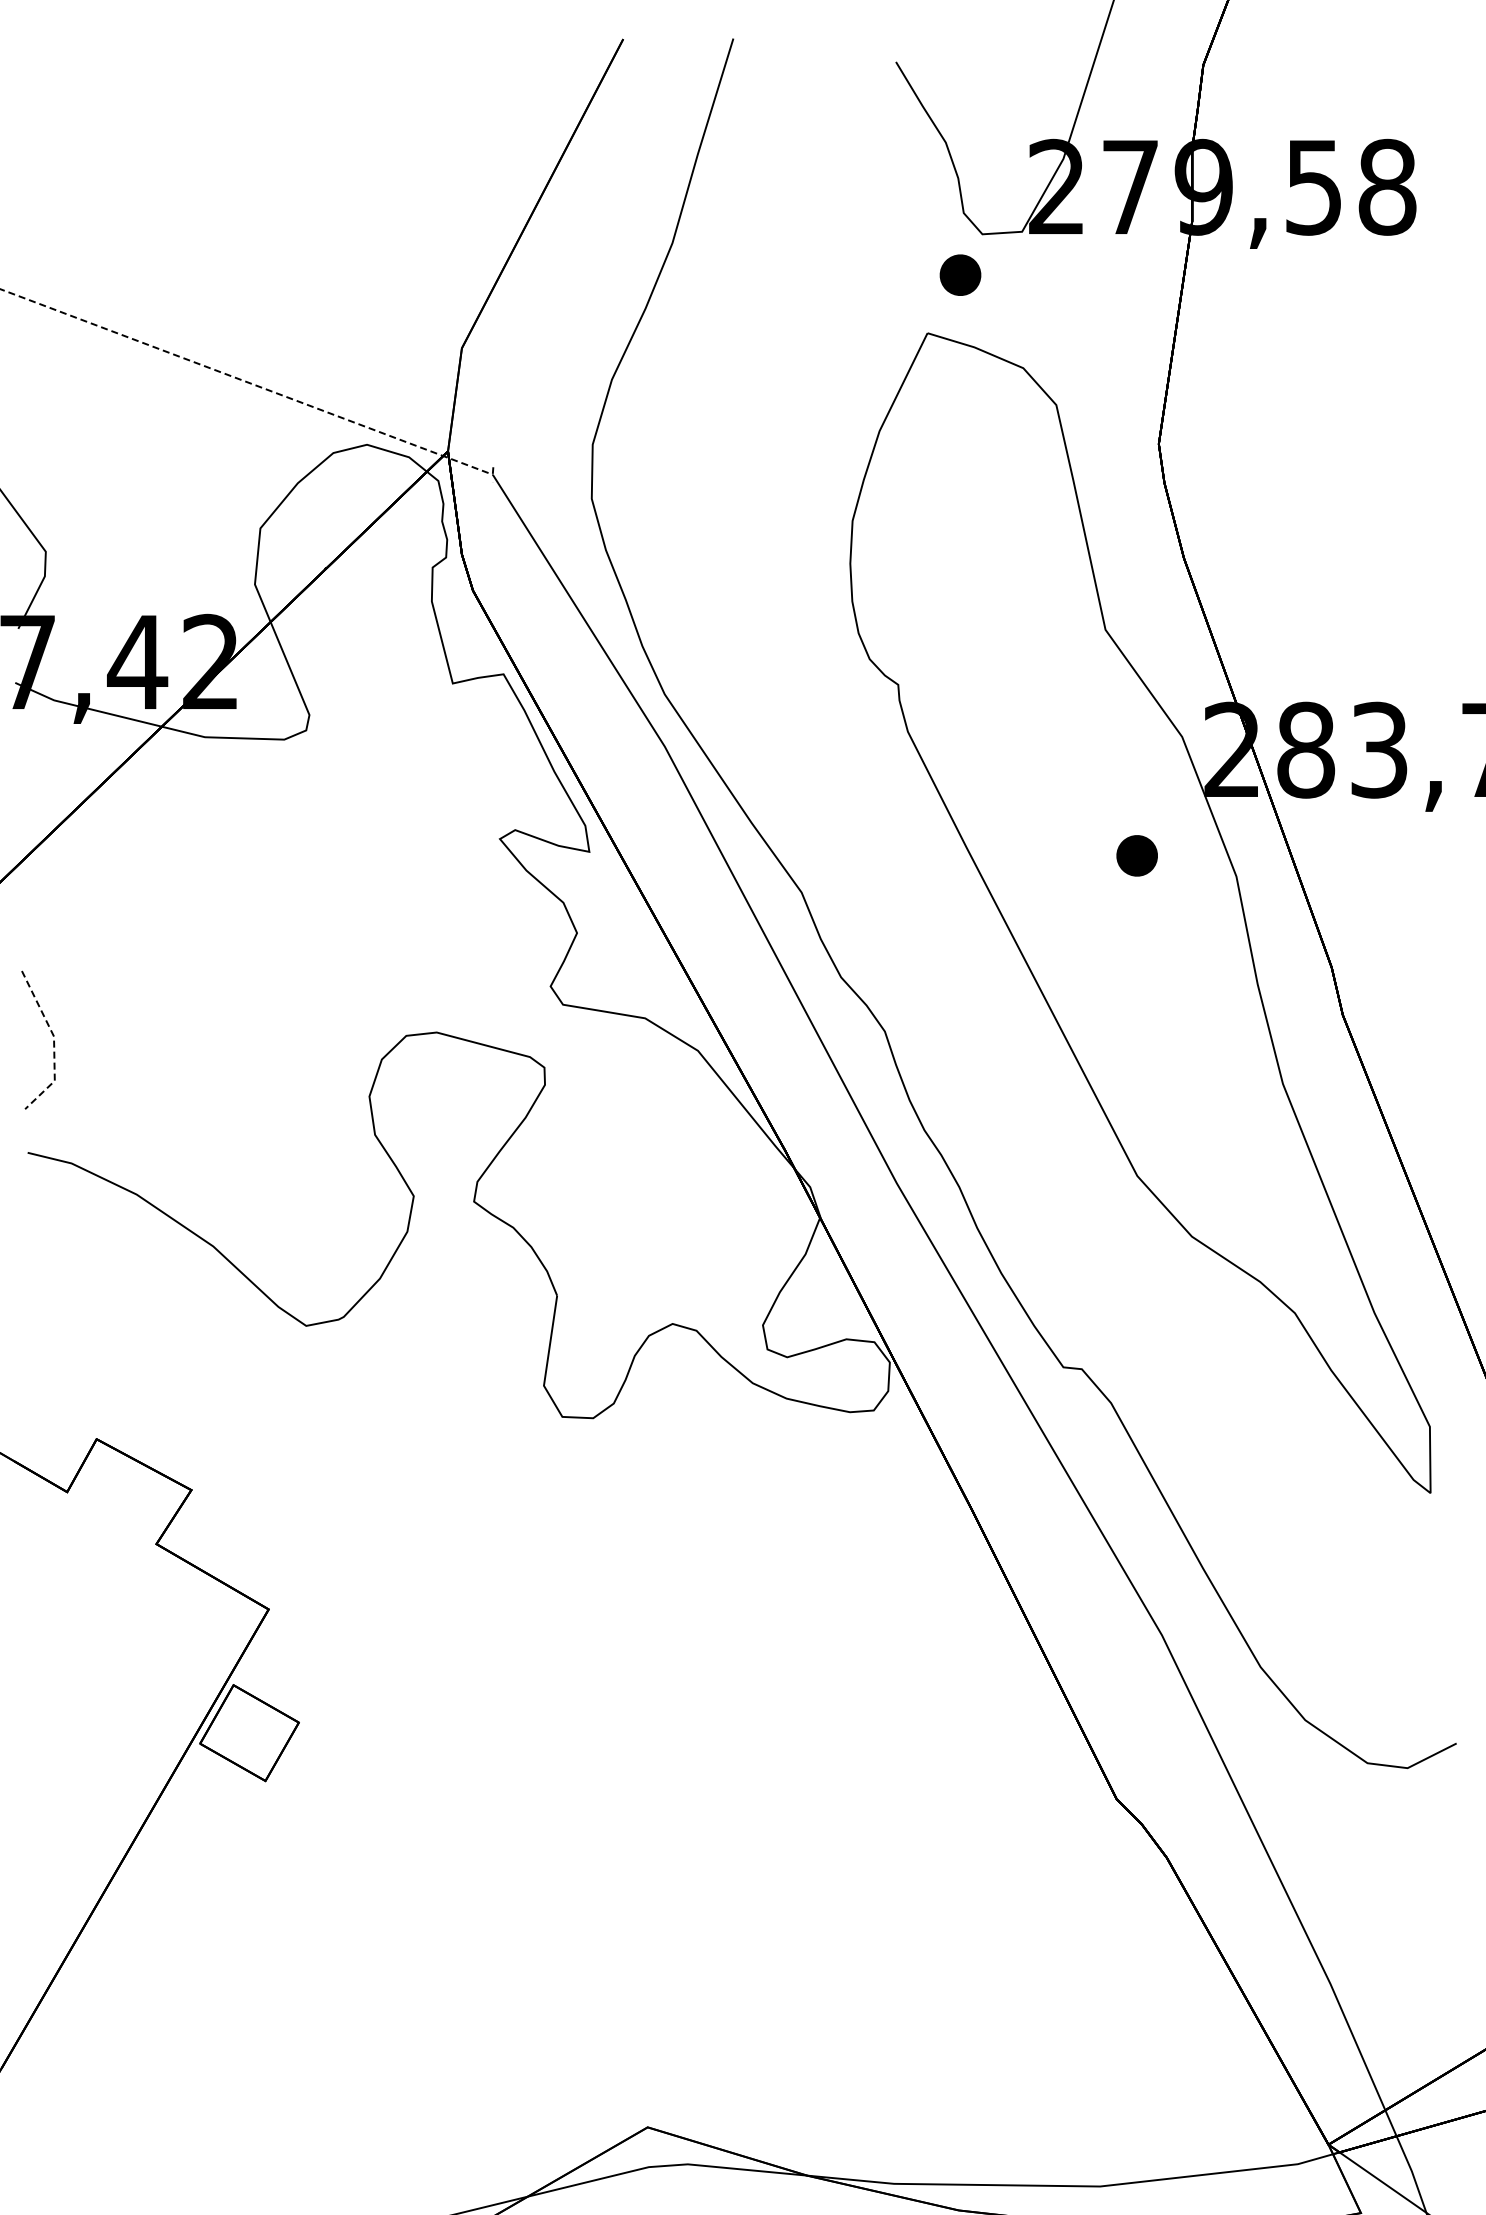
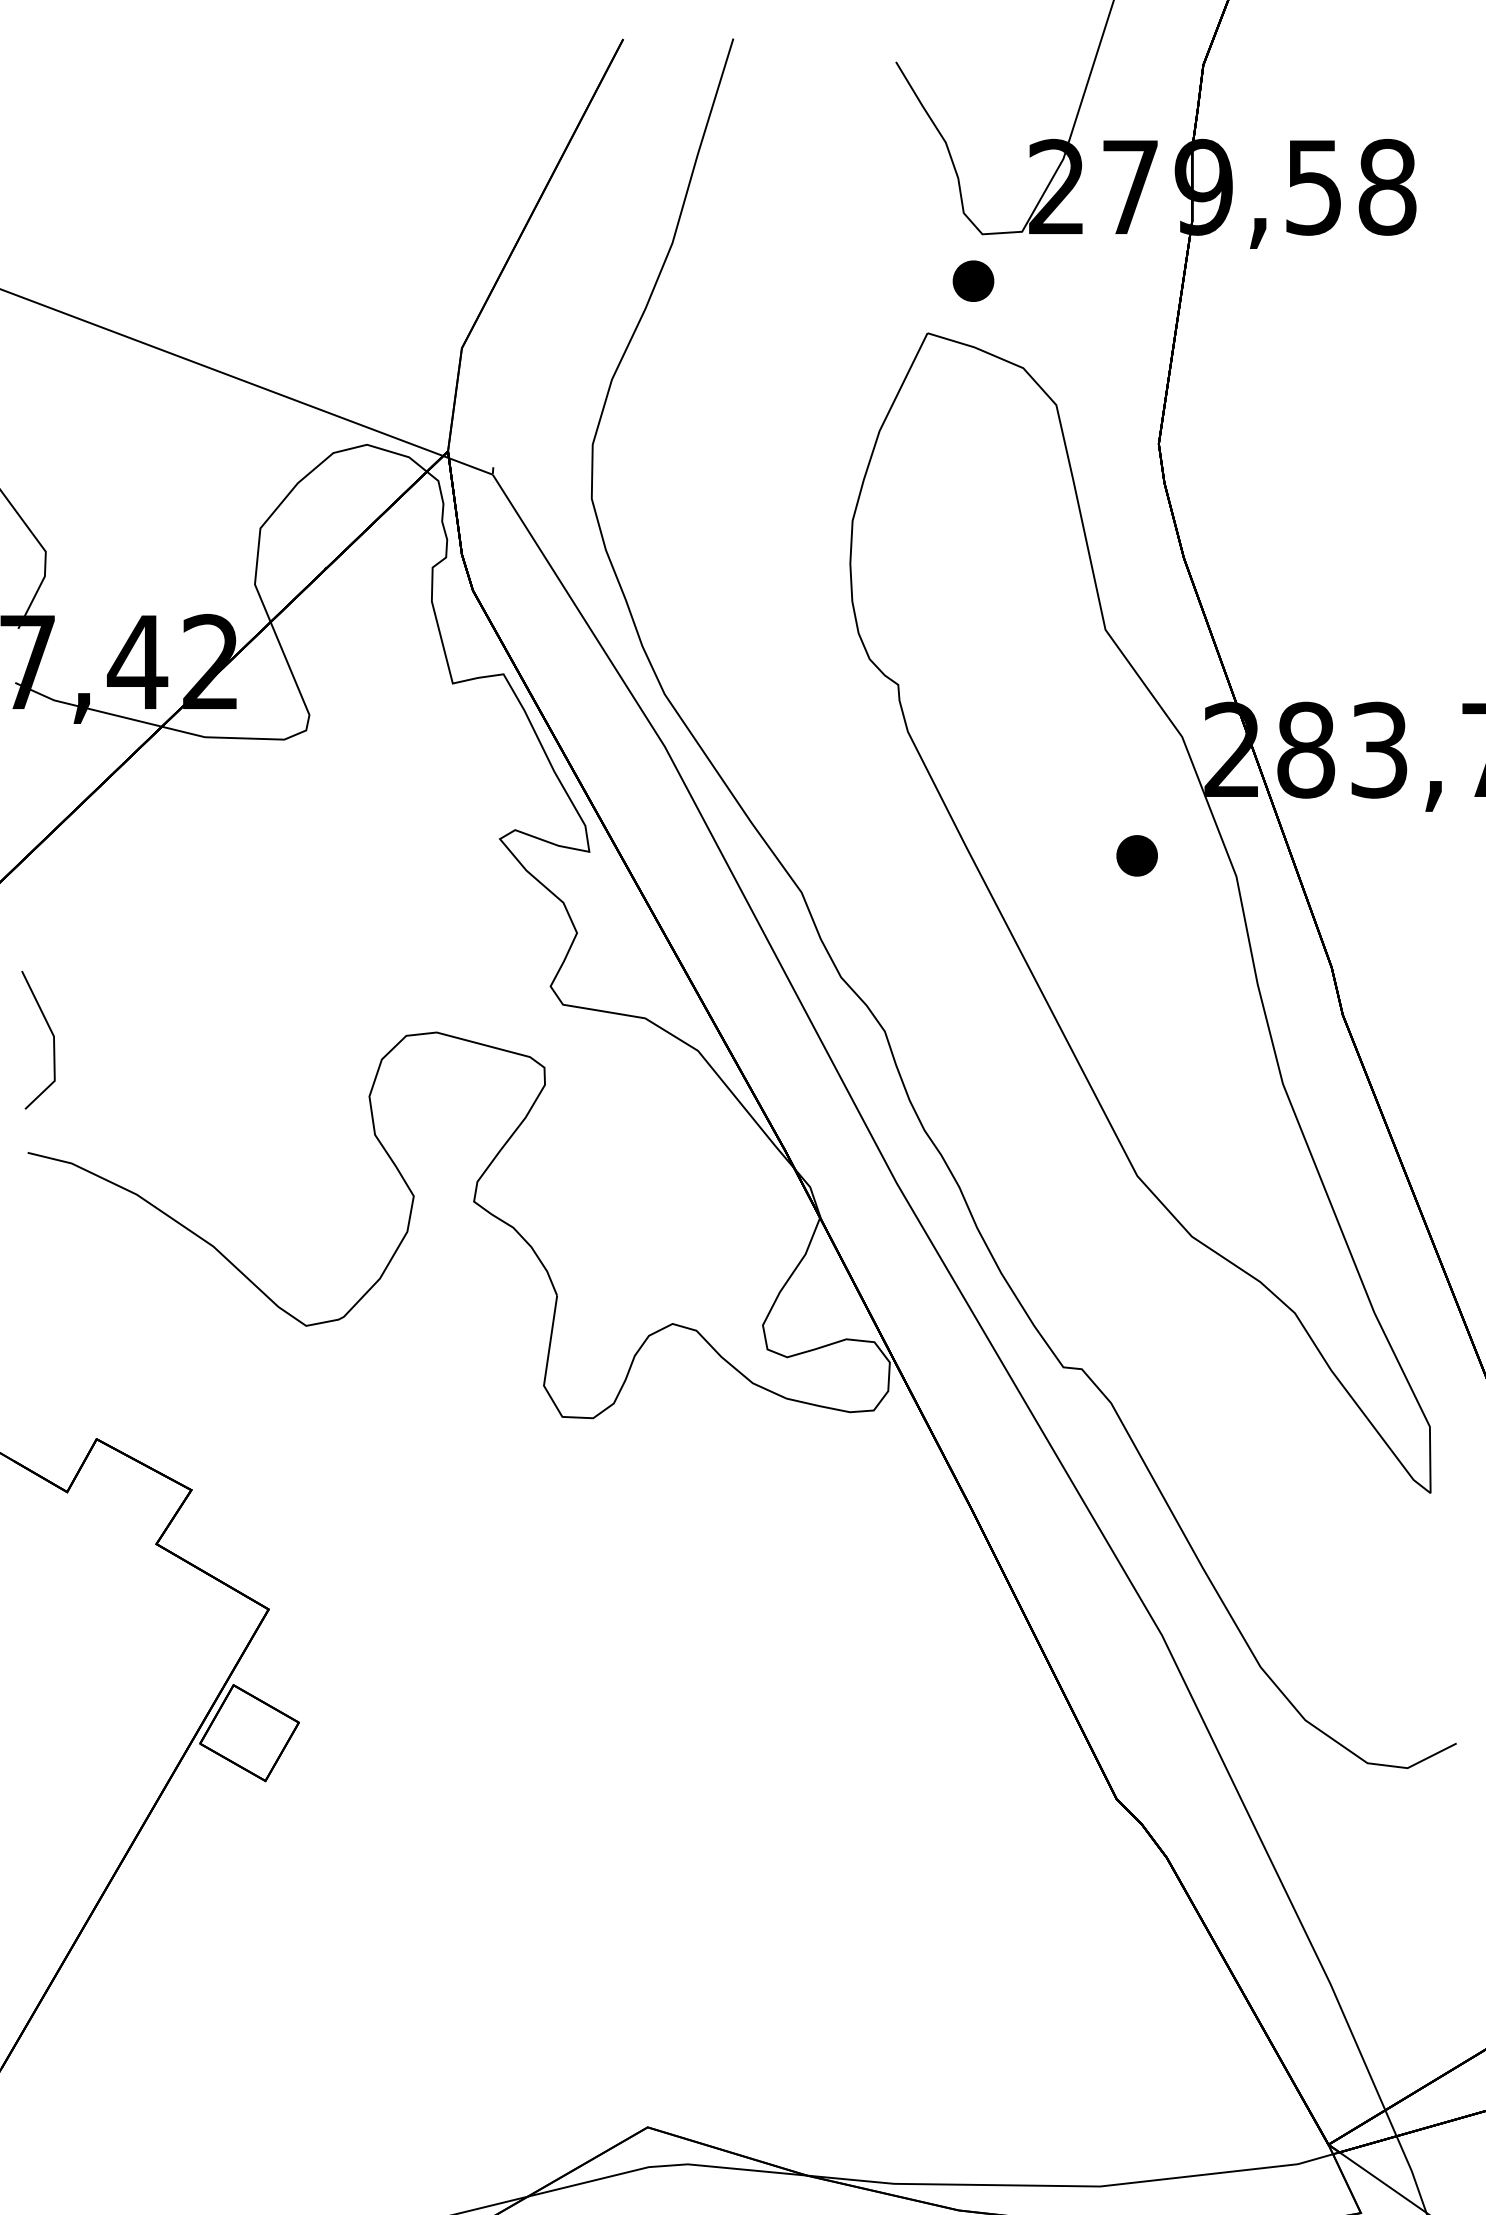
part position: (960, 274) -> (973, 280) (973, 280)
line: dashed -> solid (246, 382)
line: dashed -> solid (54, 1043)
